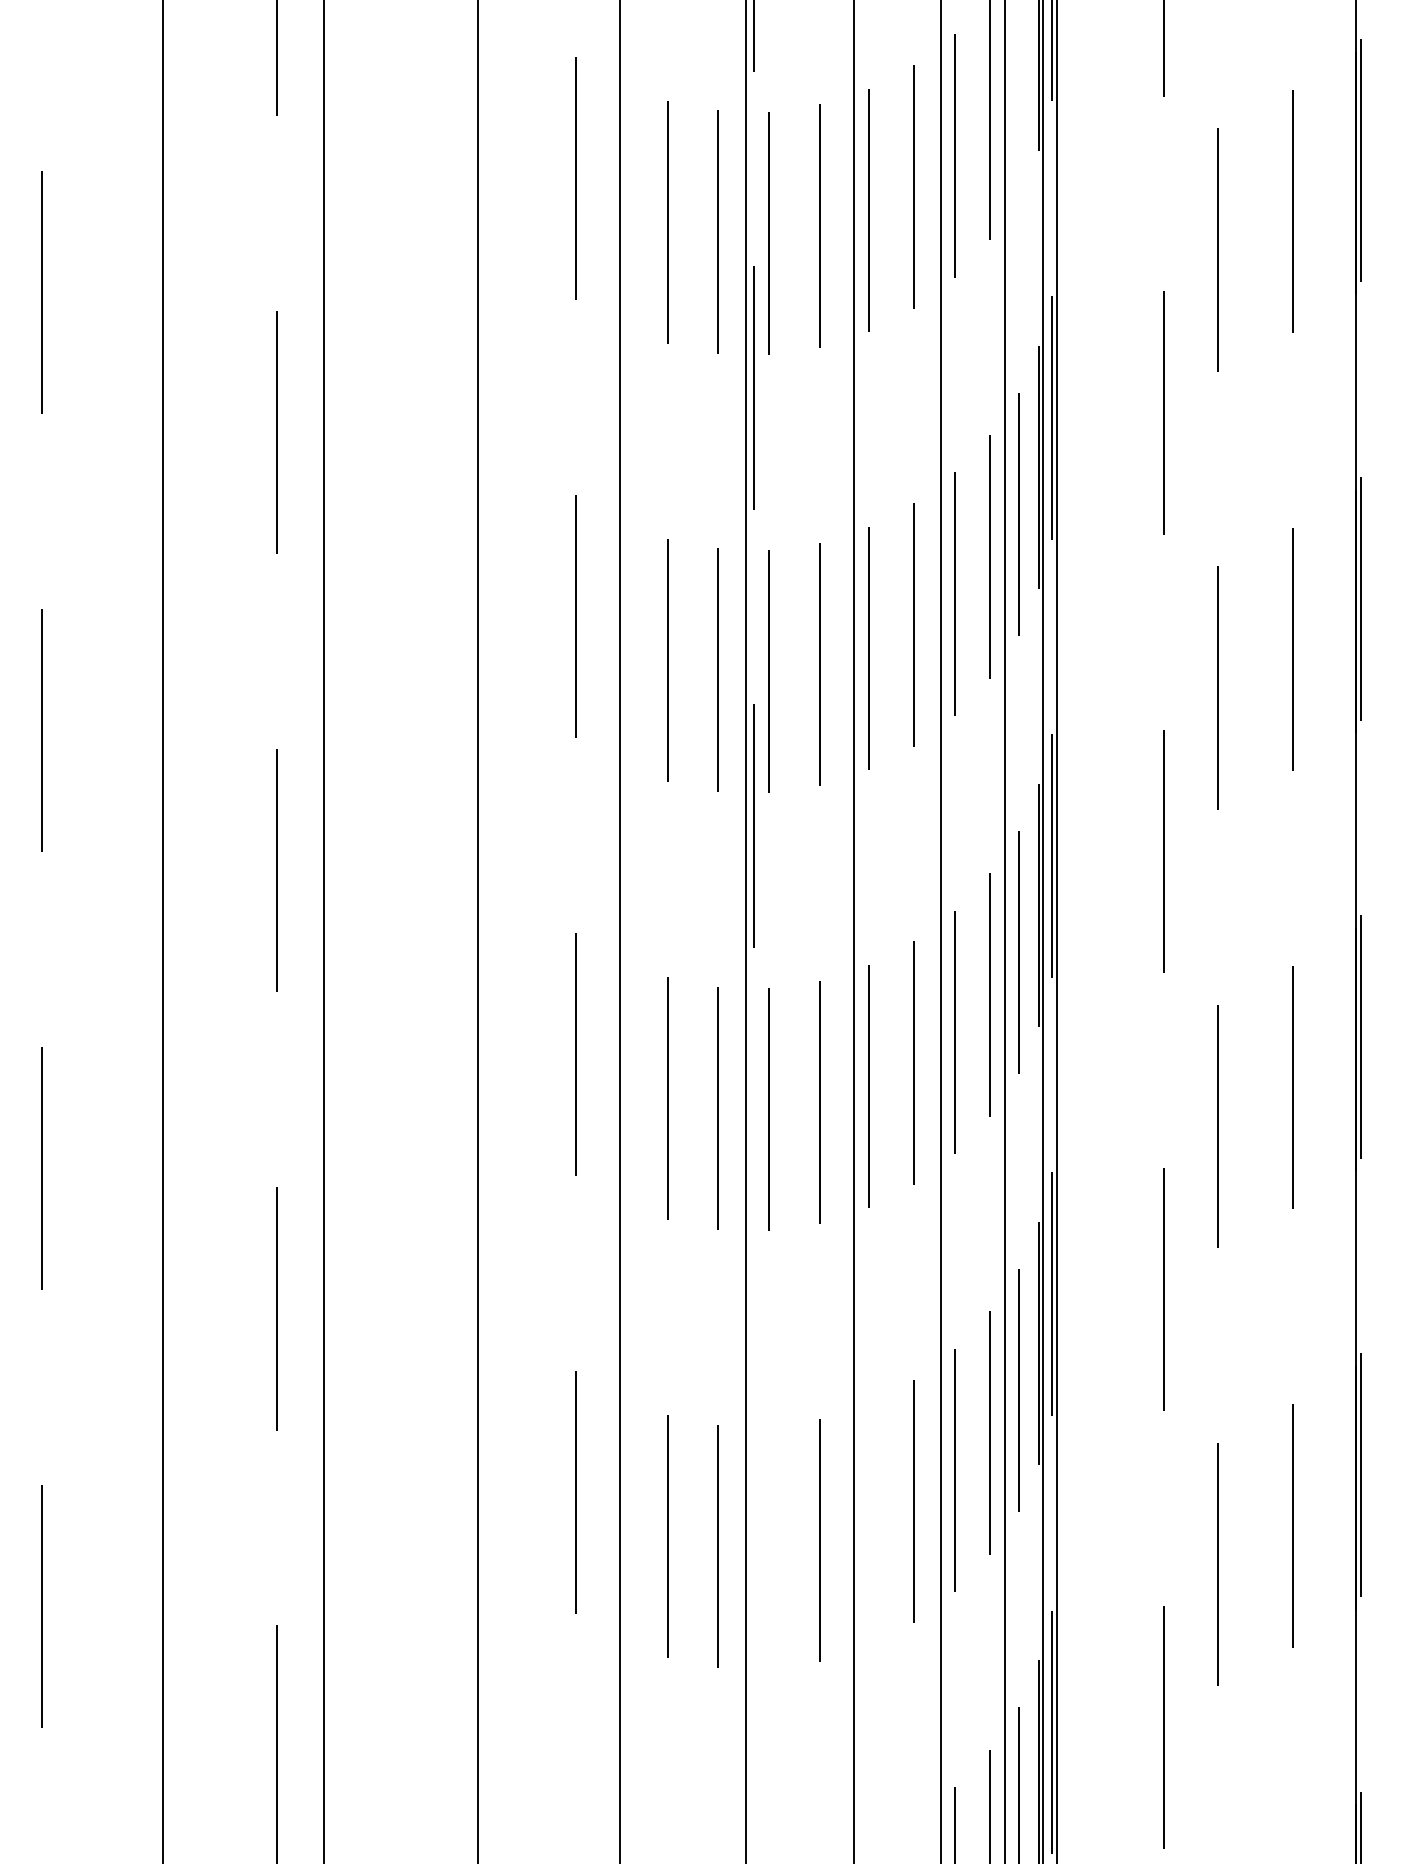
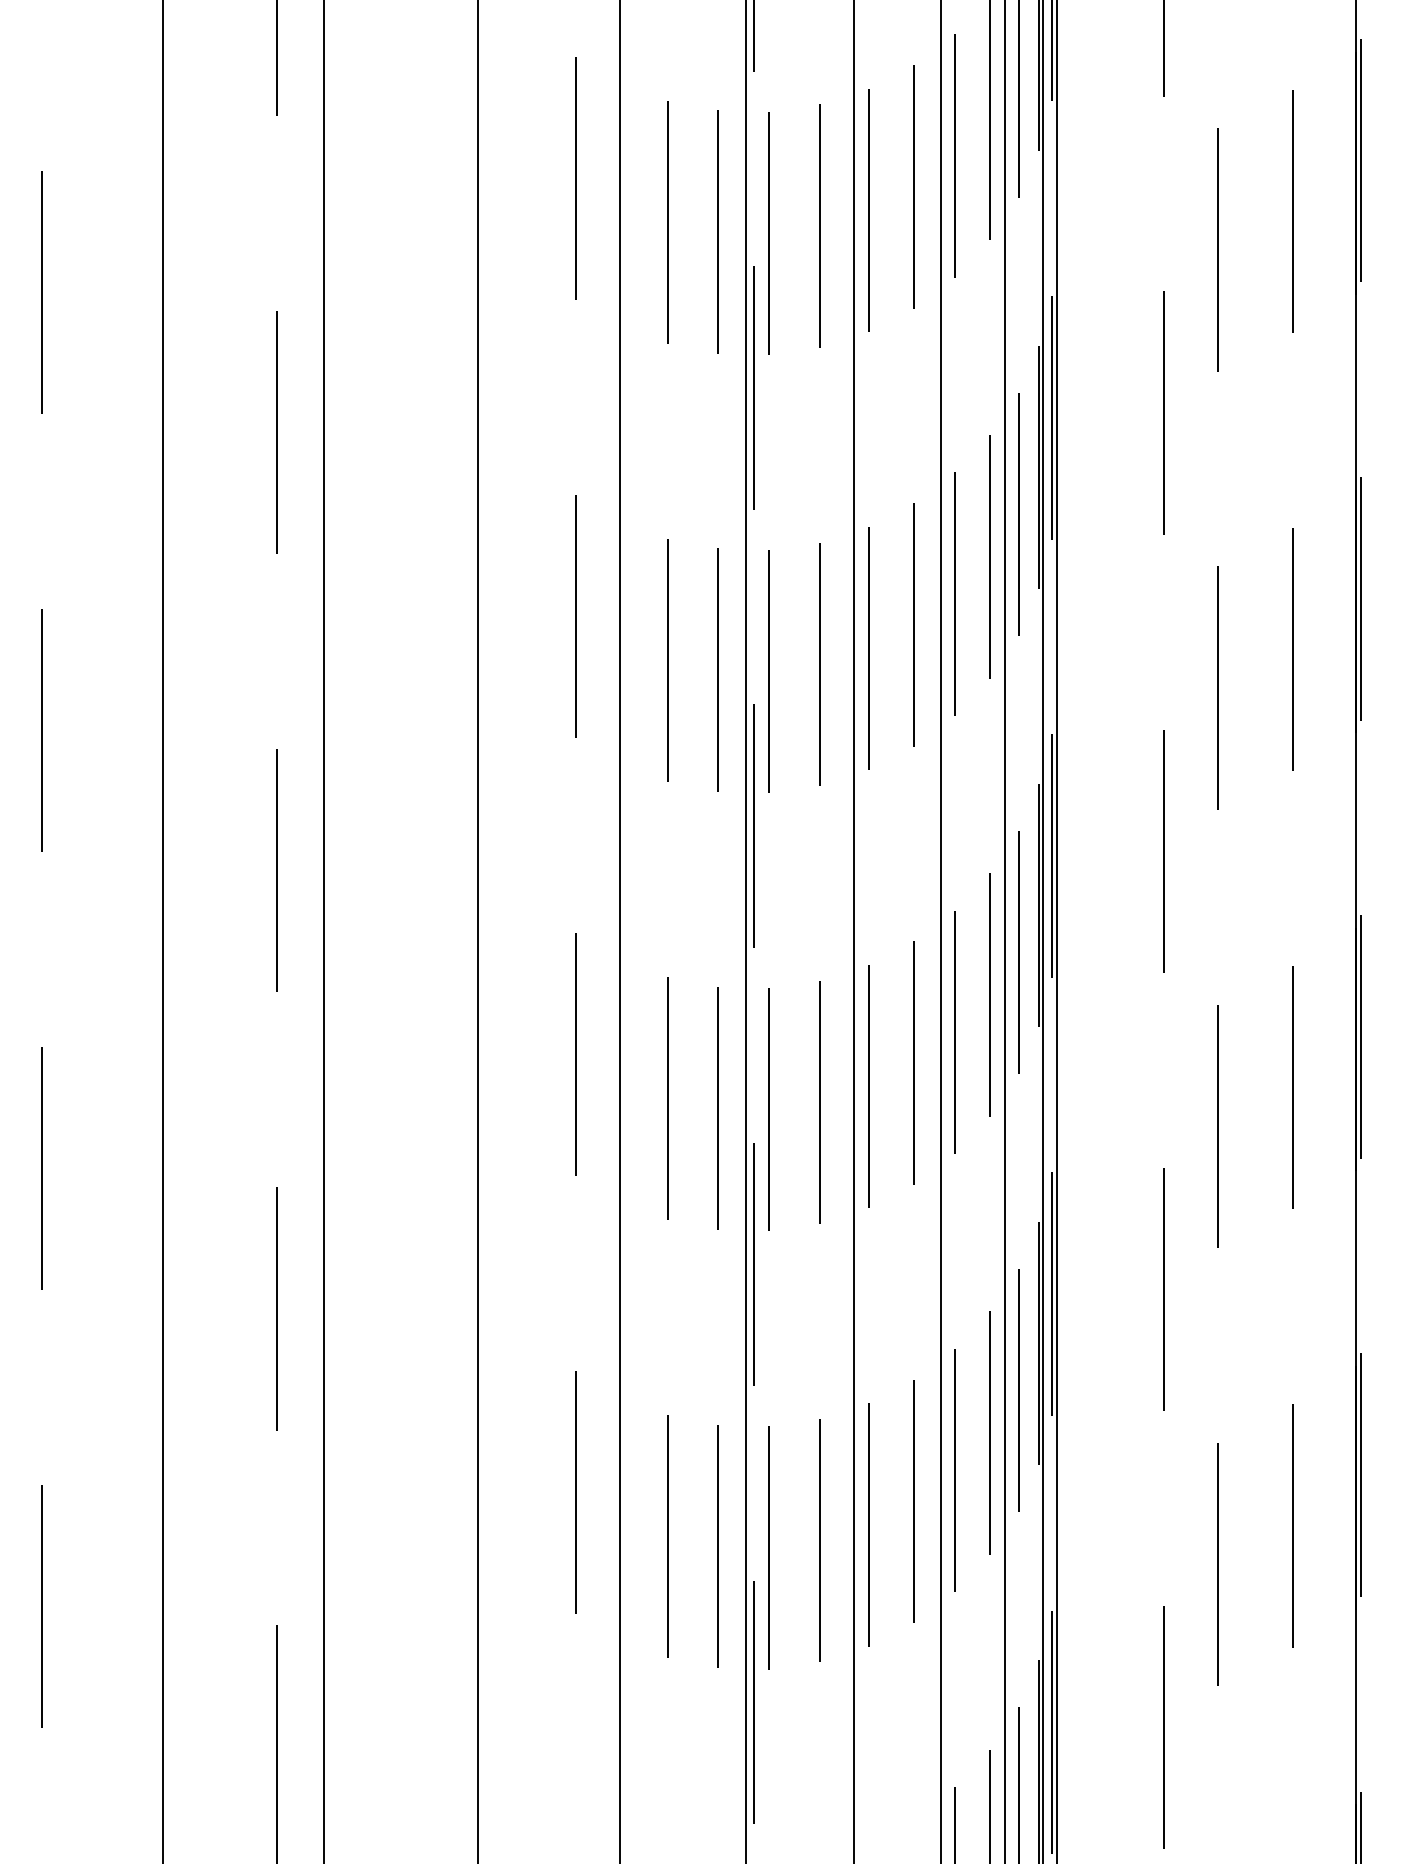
line: none -> present (1018, 99)
line: none -> present (753, 1263)
line: none -> present (868, 1524)
line: none -> present (769, 1547)
line: none -> present (753, 1702)
